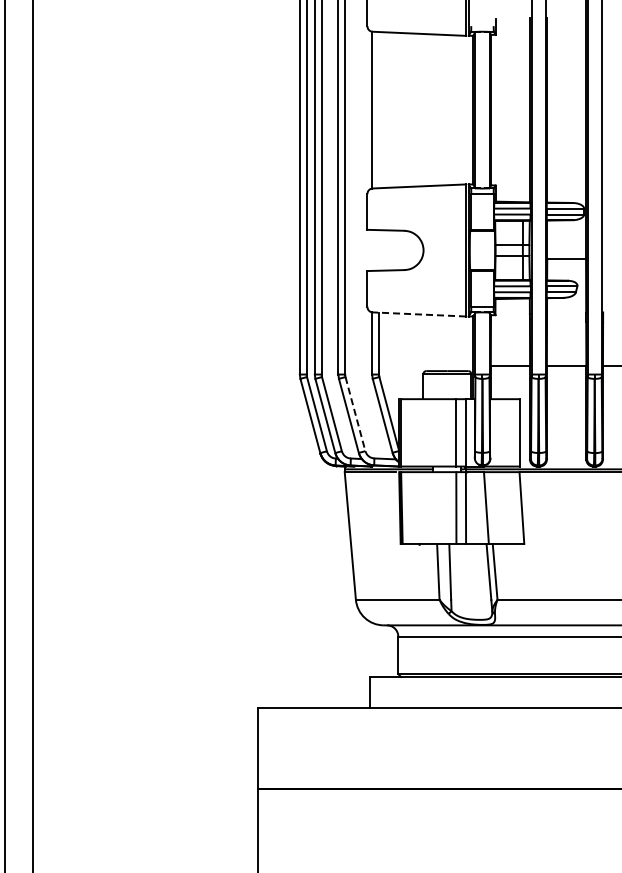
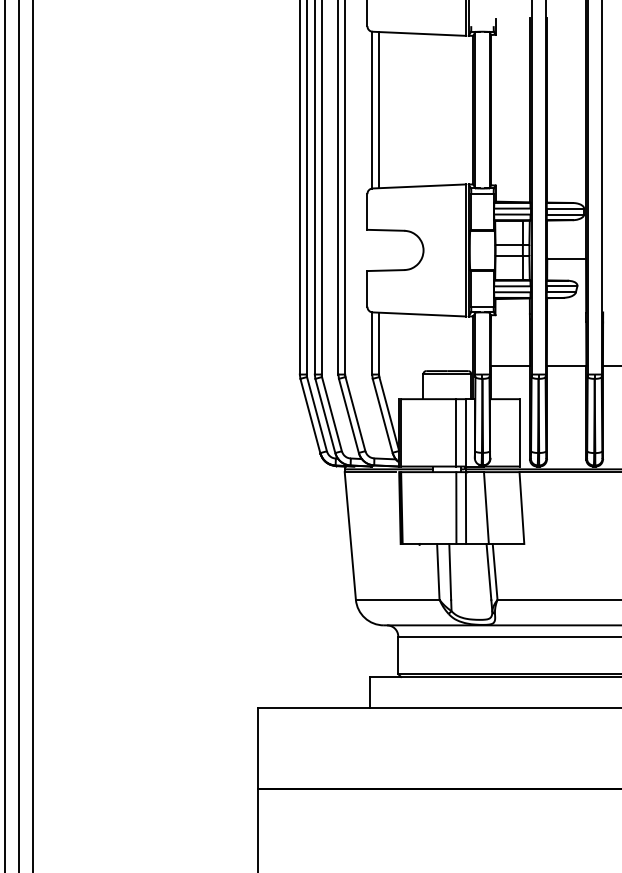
line: none -> present (379, 110)
line: dashed -> solid (419, 314)
line: dashed -> solid (355, 414)
line: none -> present (18, 435)
